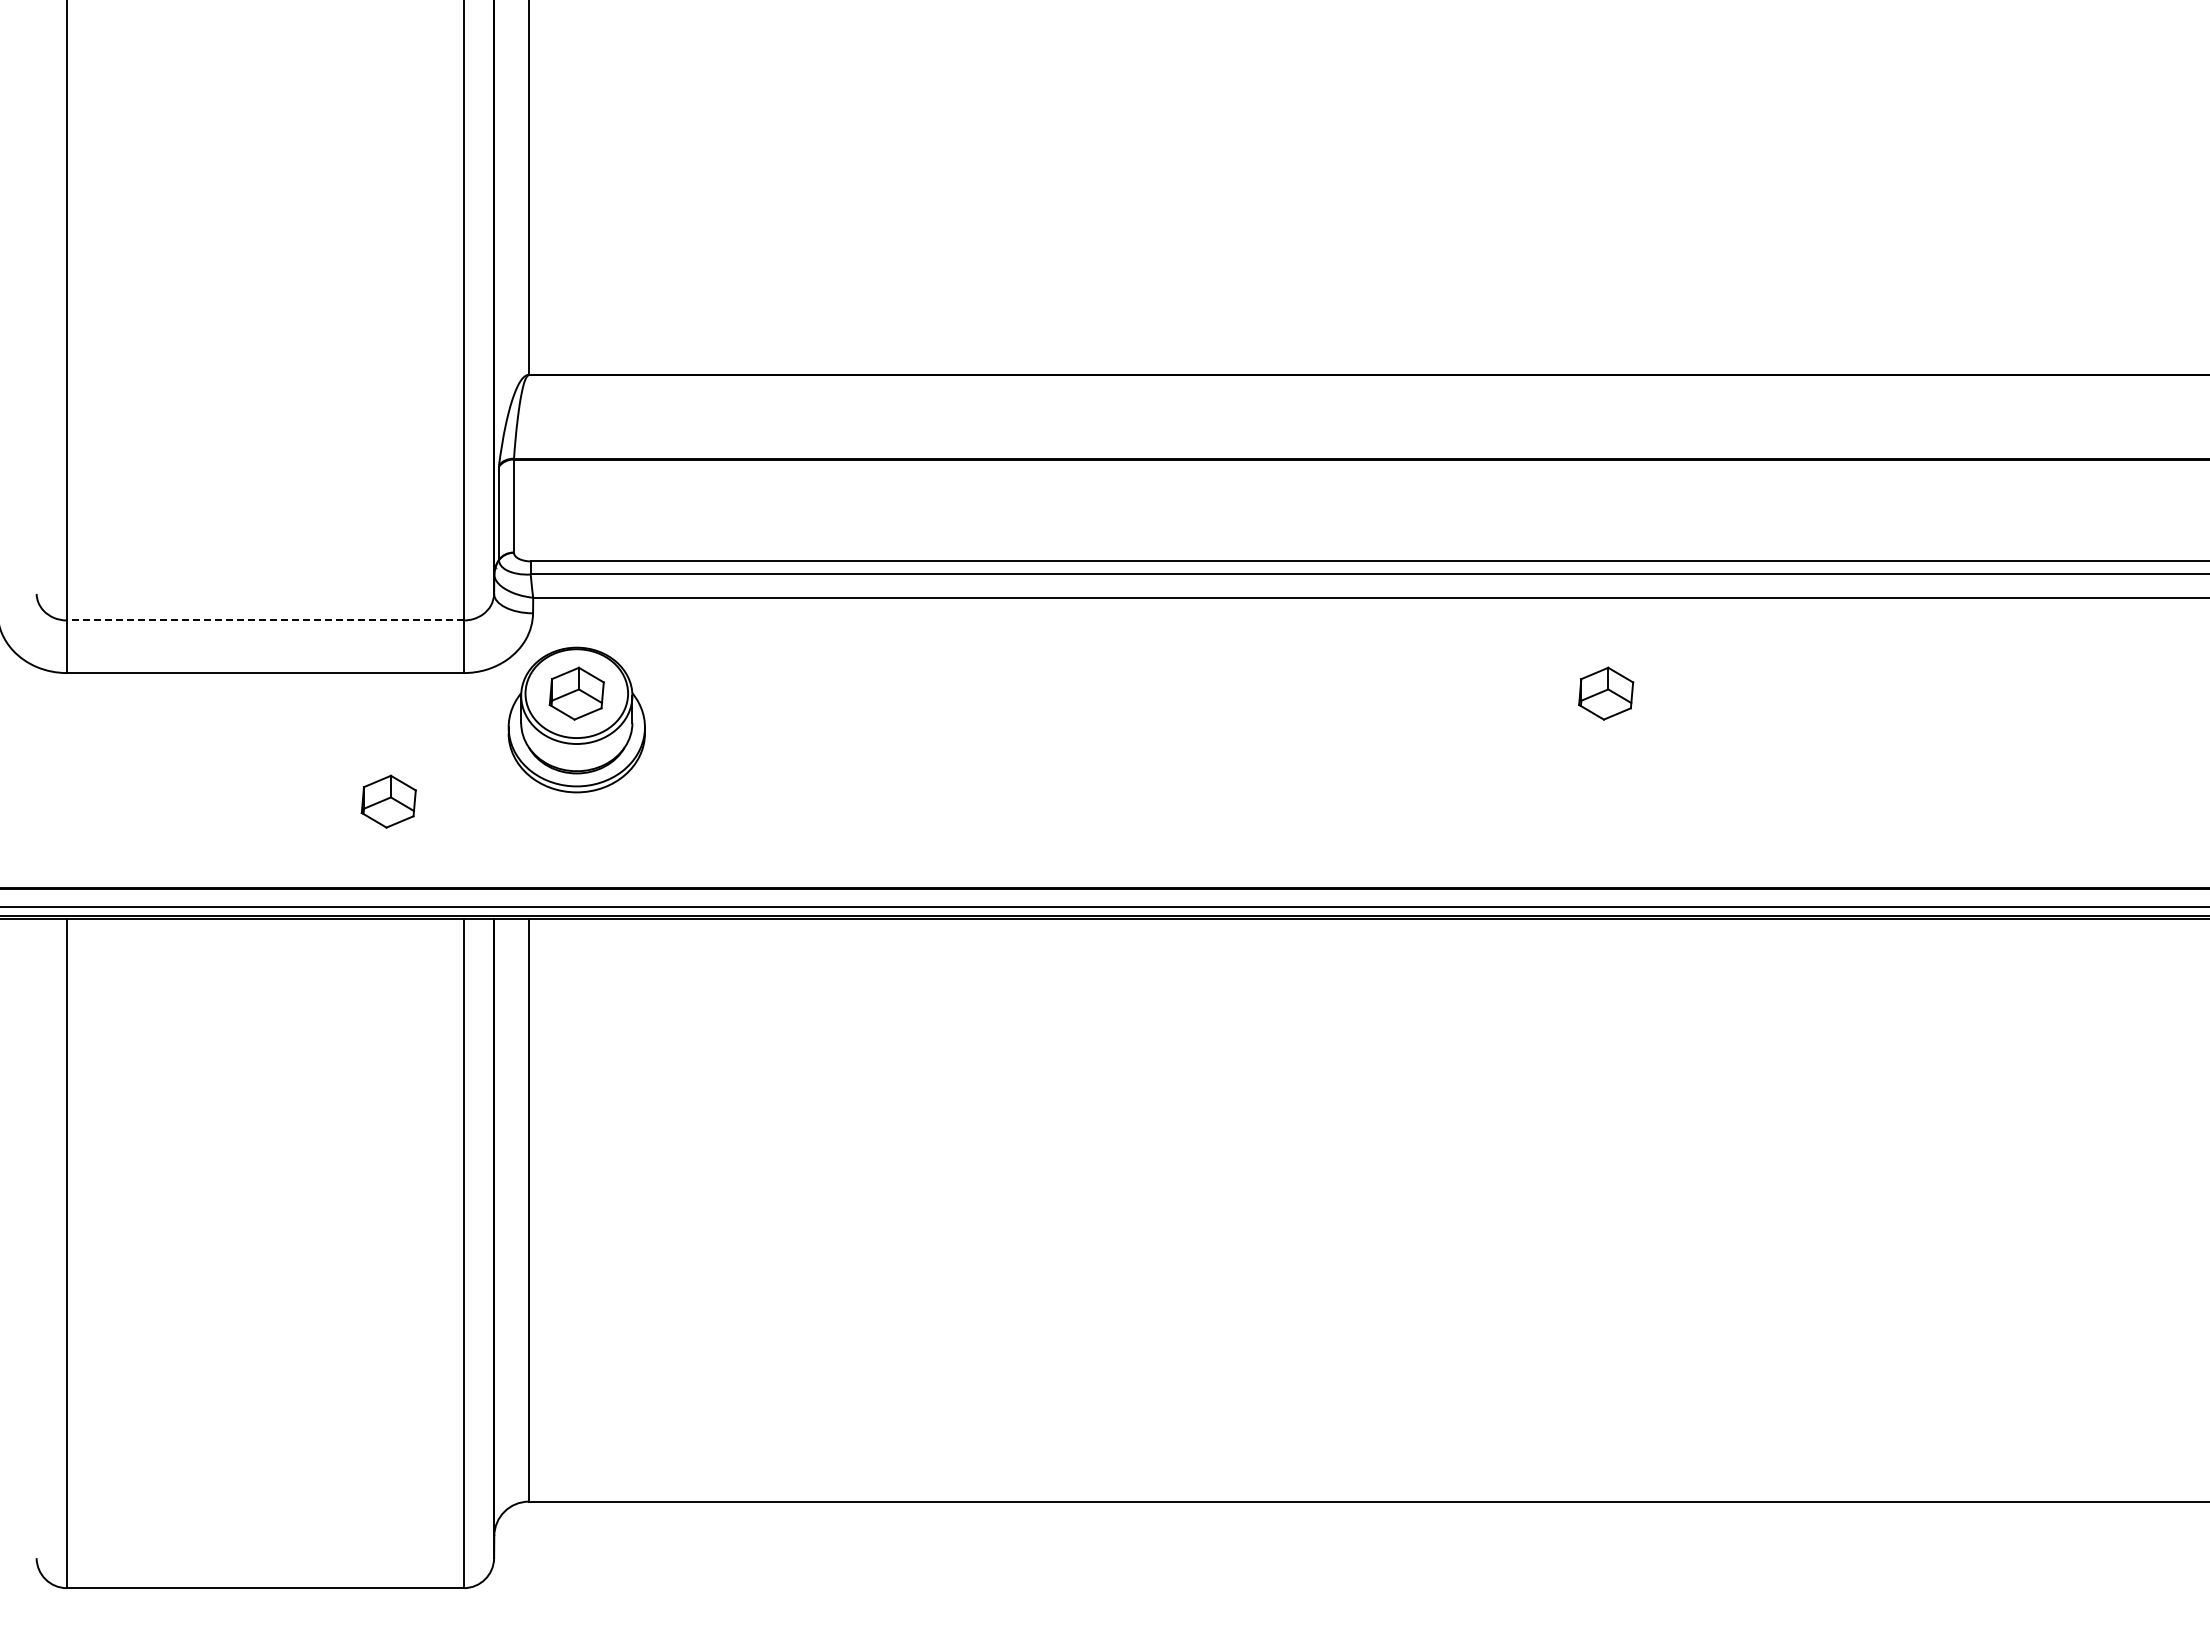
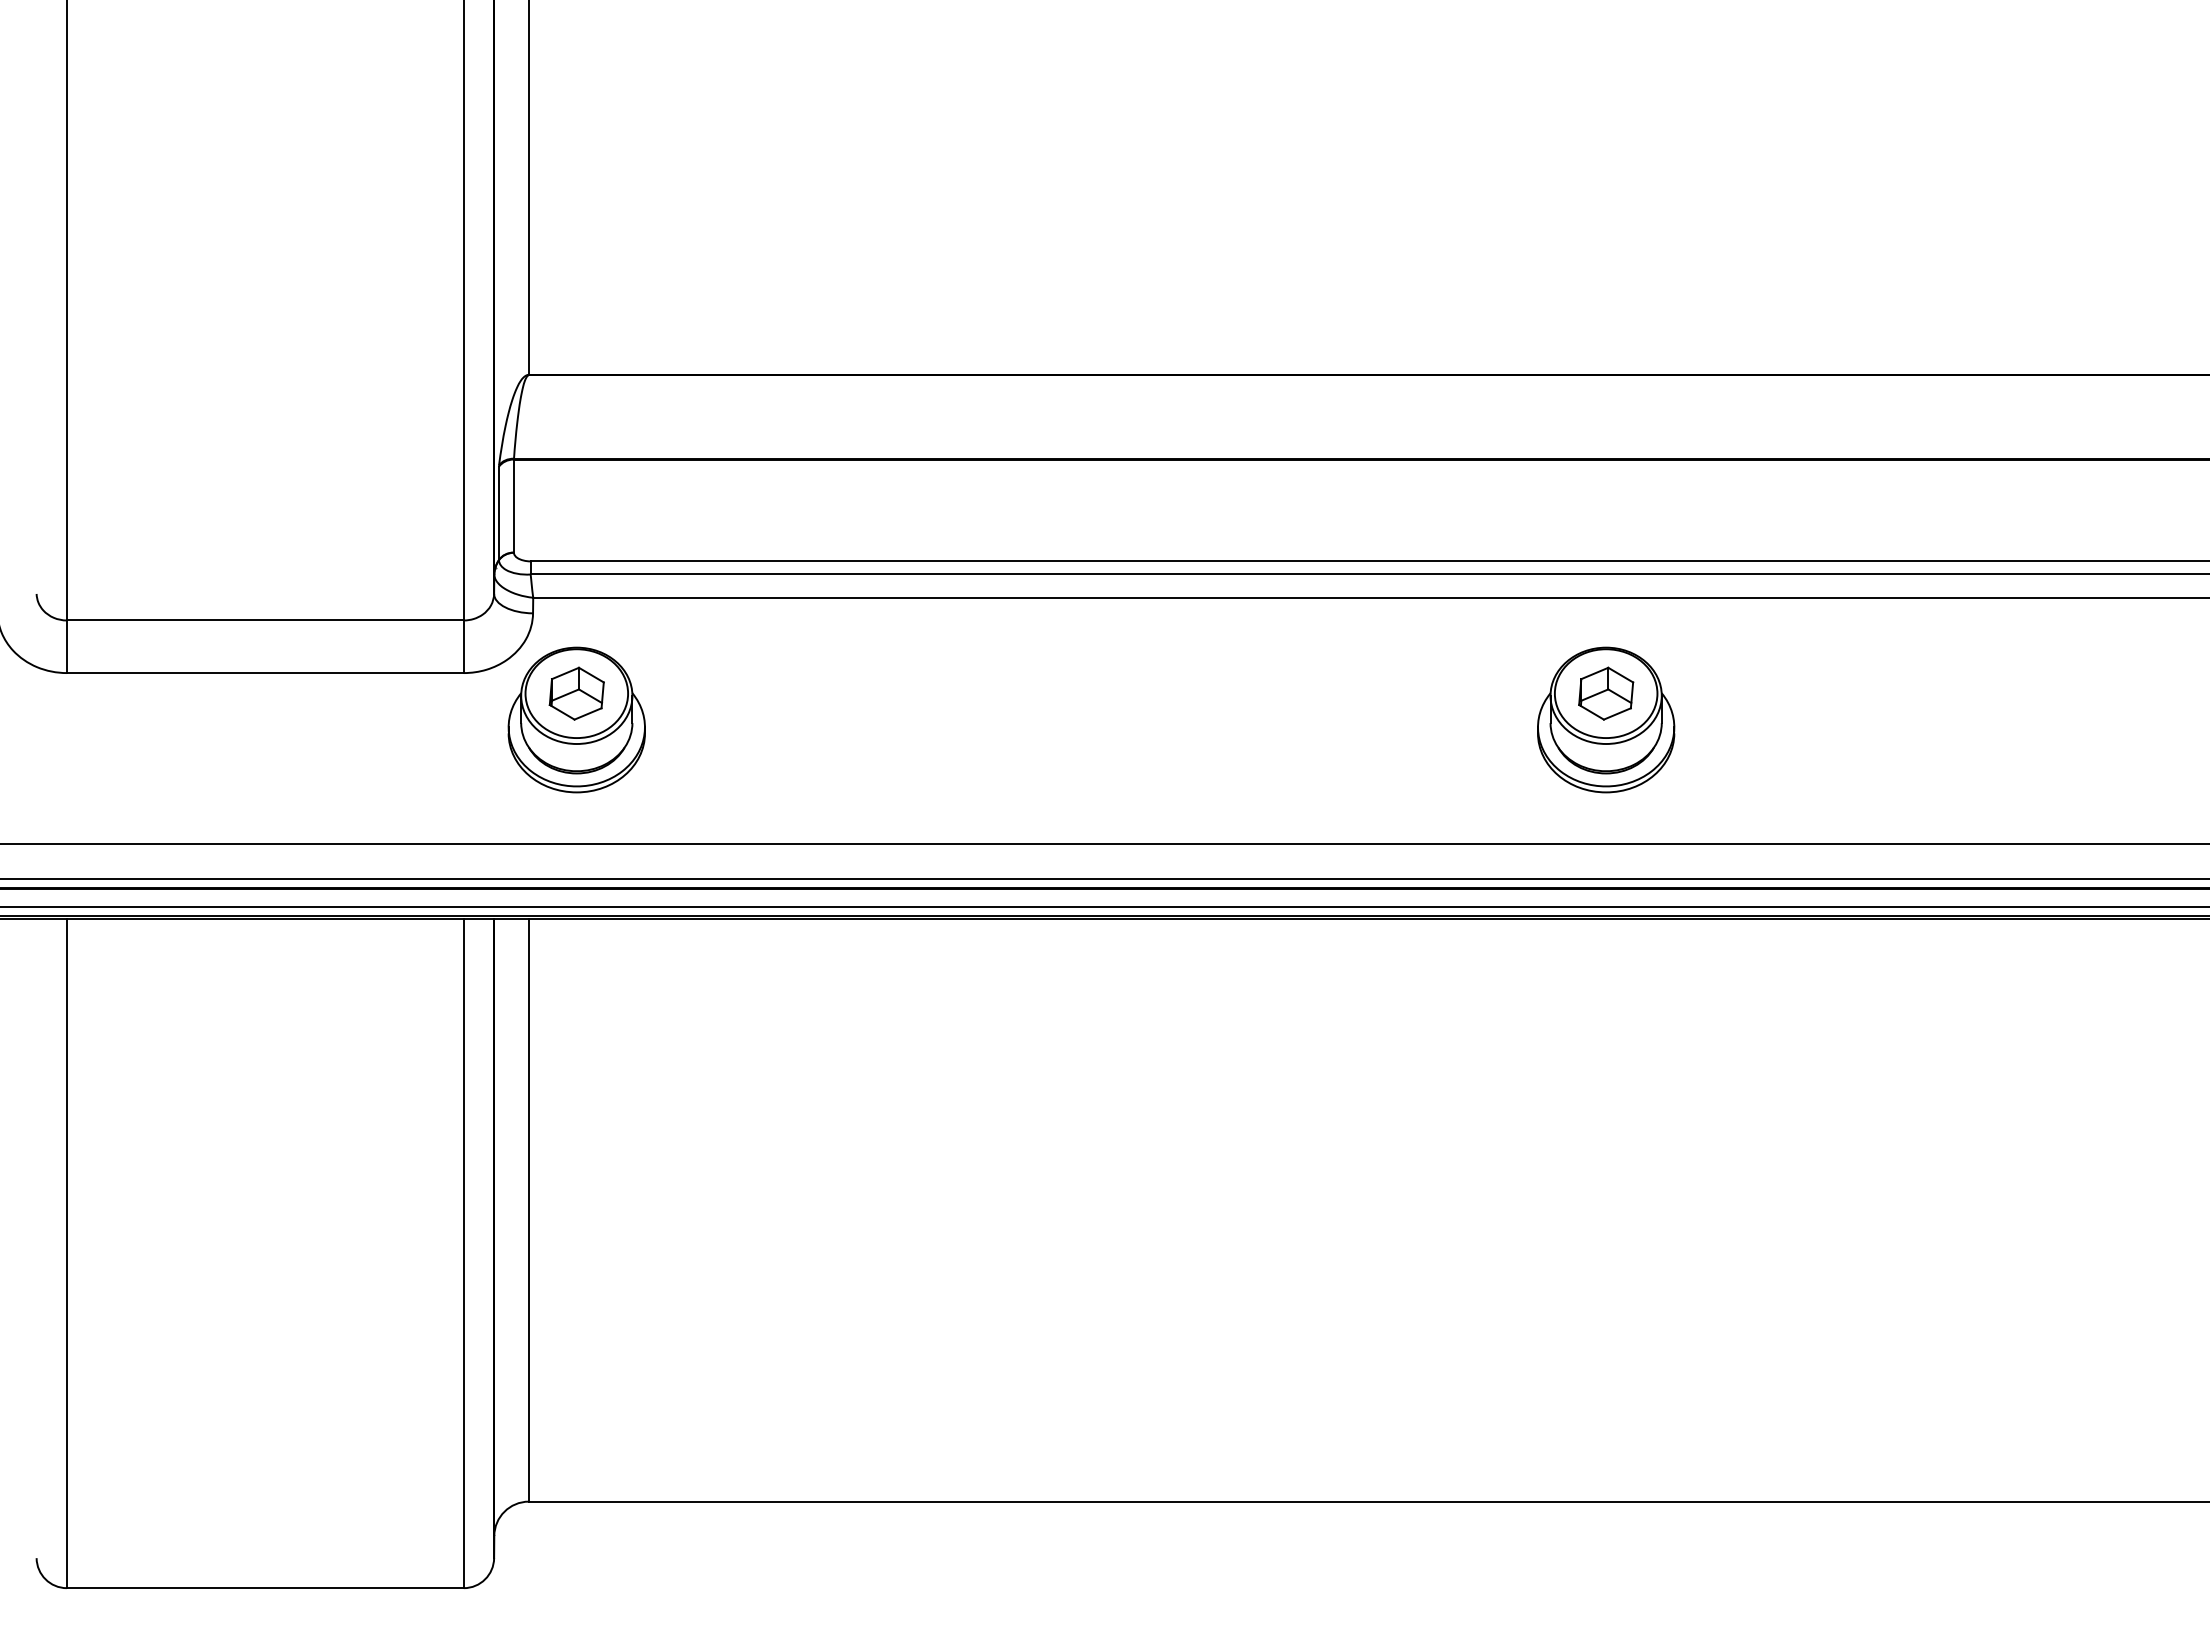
line: dashed -> solid (264, 620)
part: none -> present (1606, 719)
part: present -> none (388, 801)
line: none -> present (1104, 843)
line: none -> present (1104, 878)
